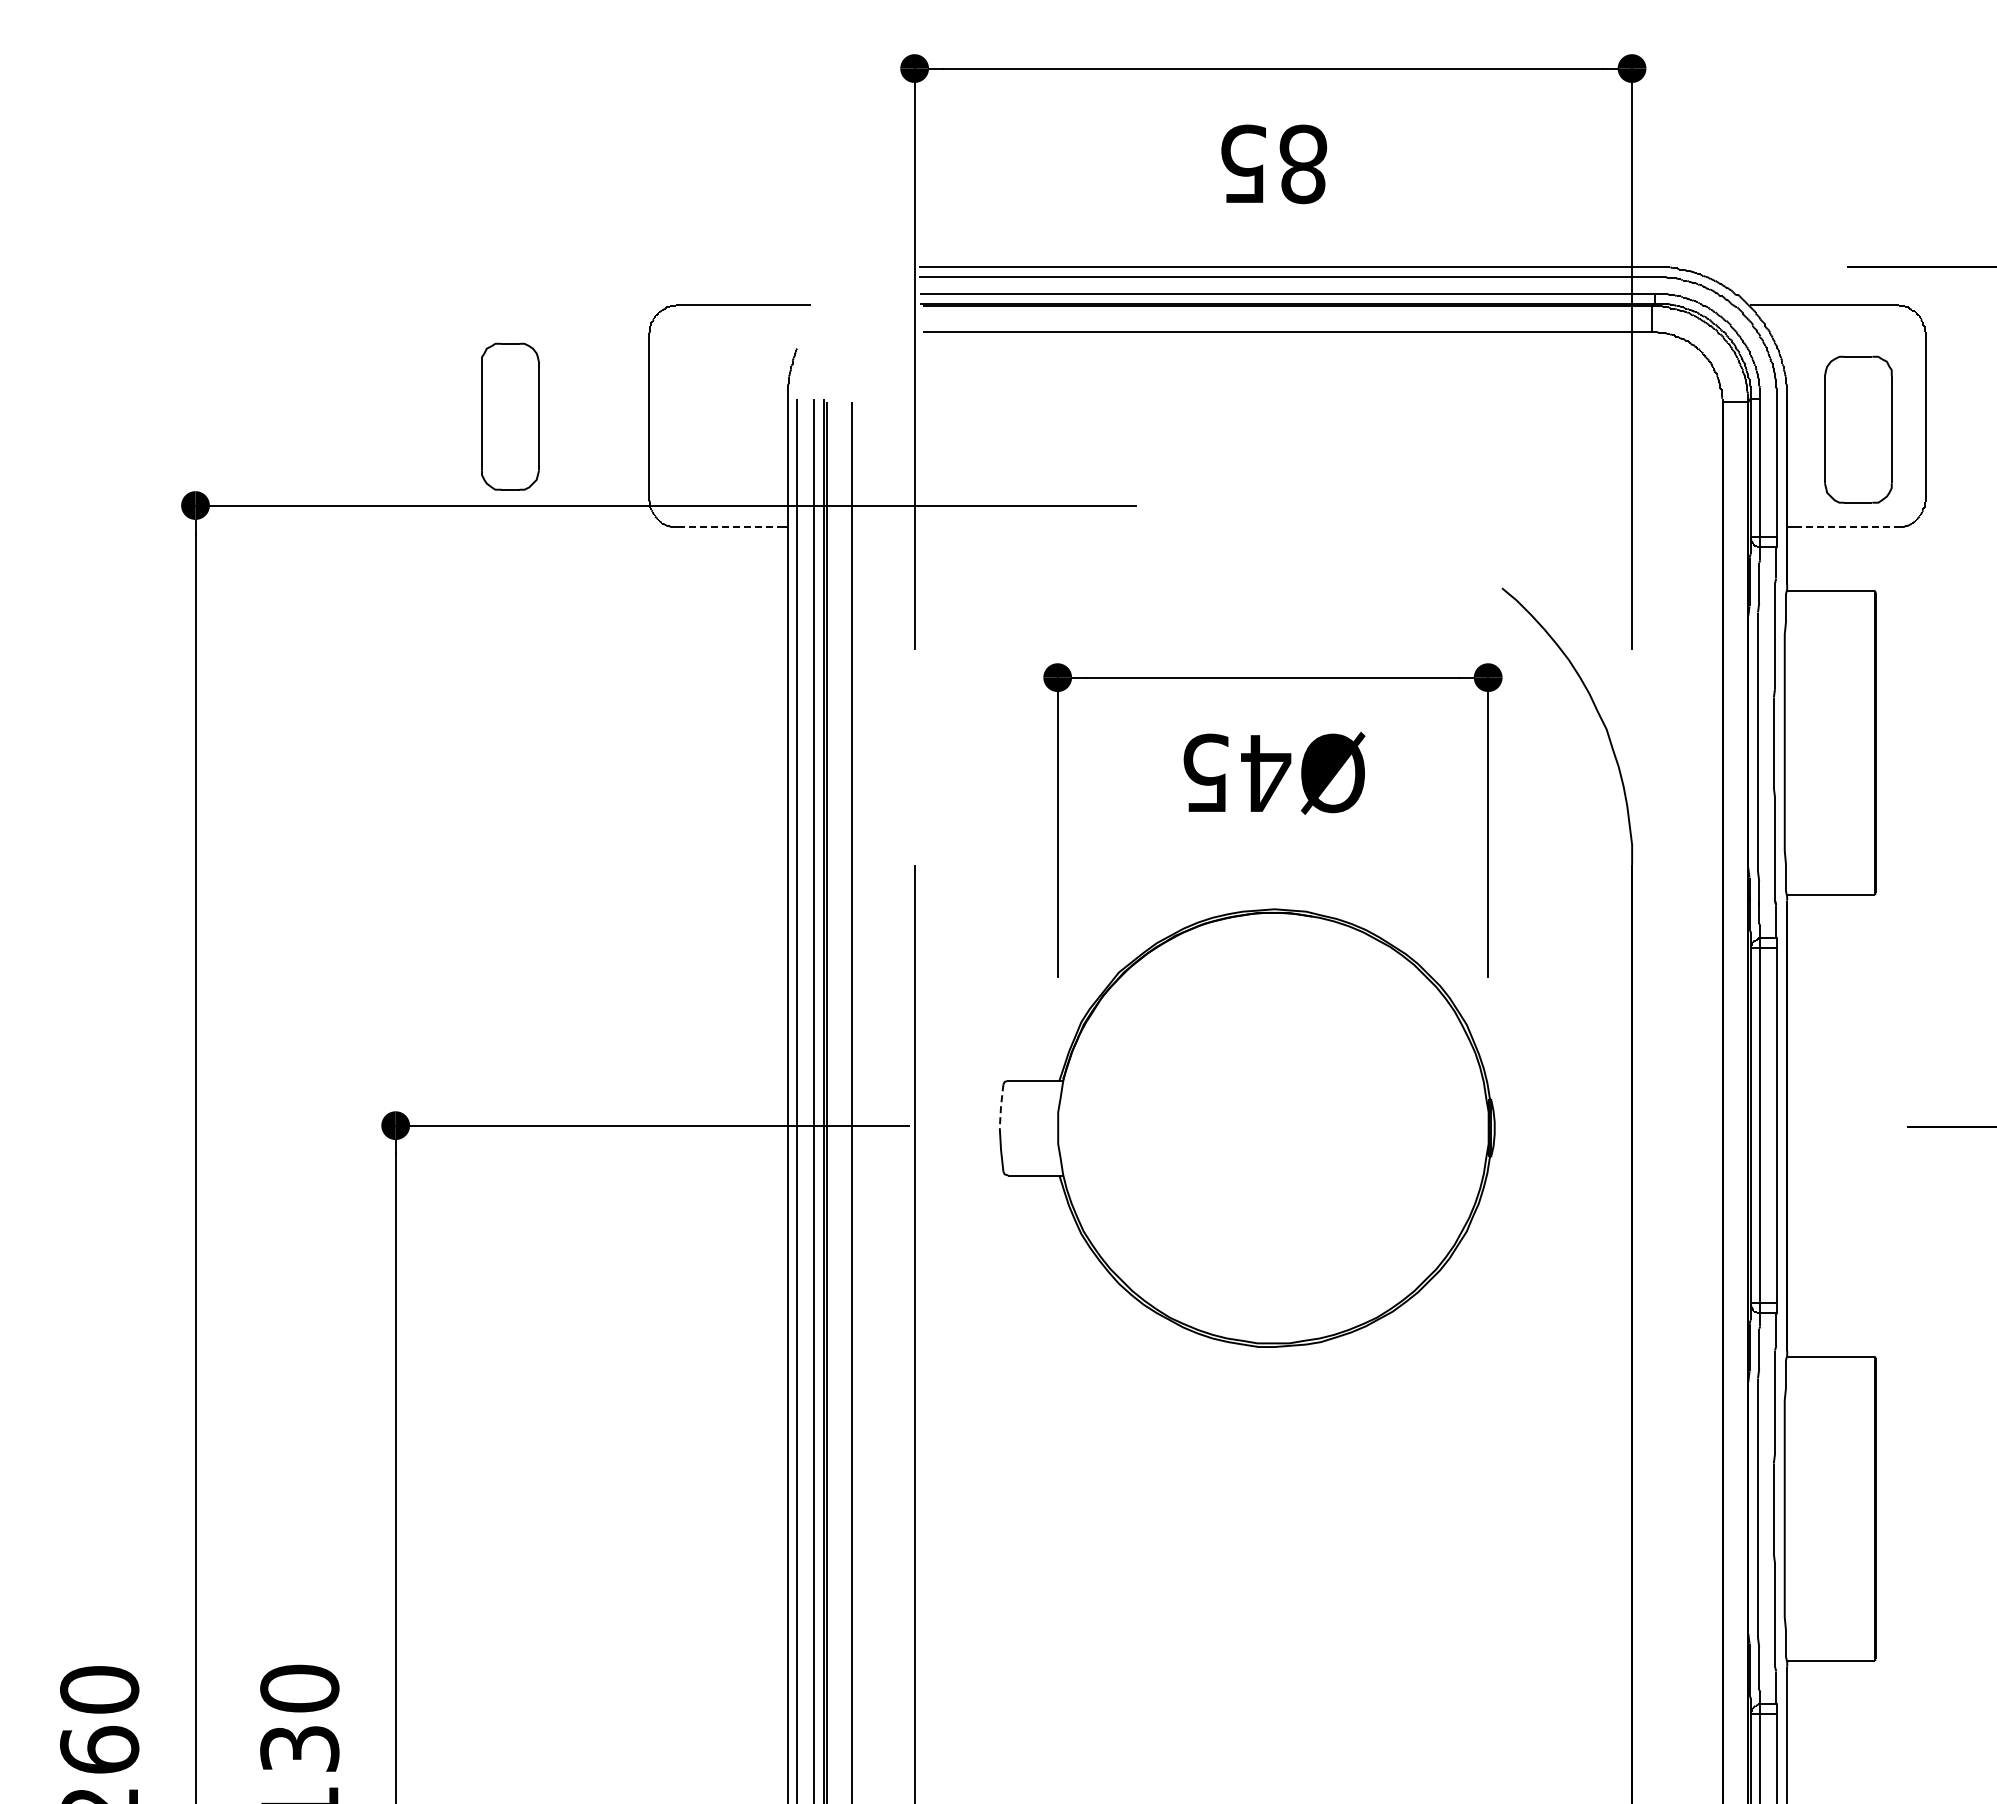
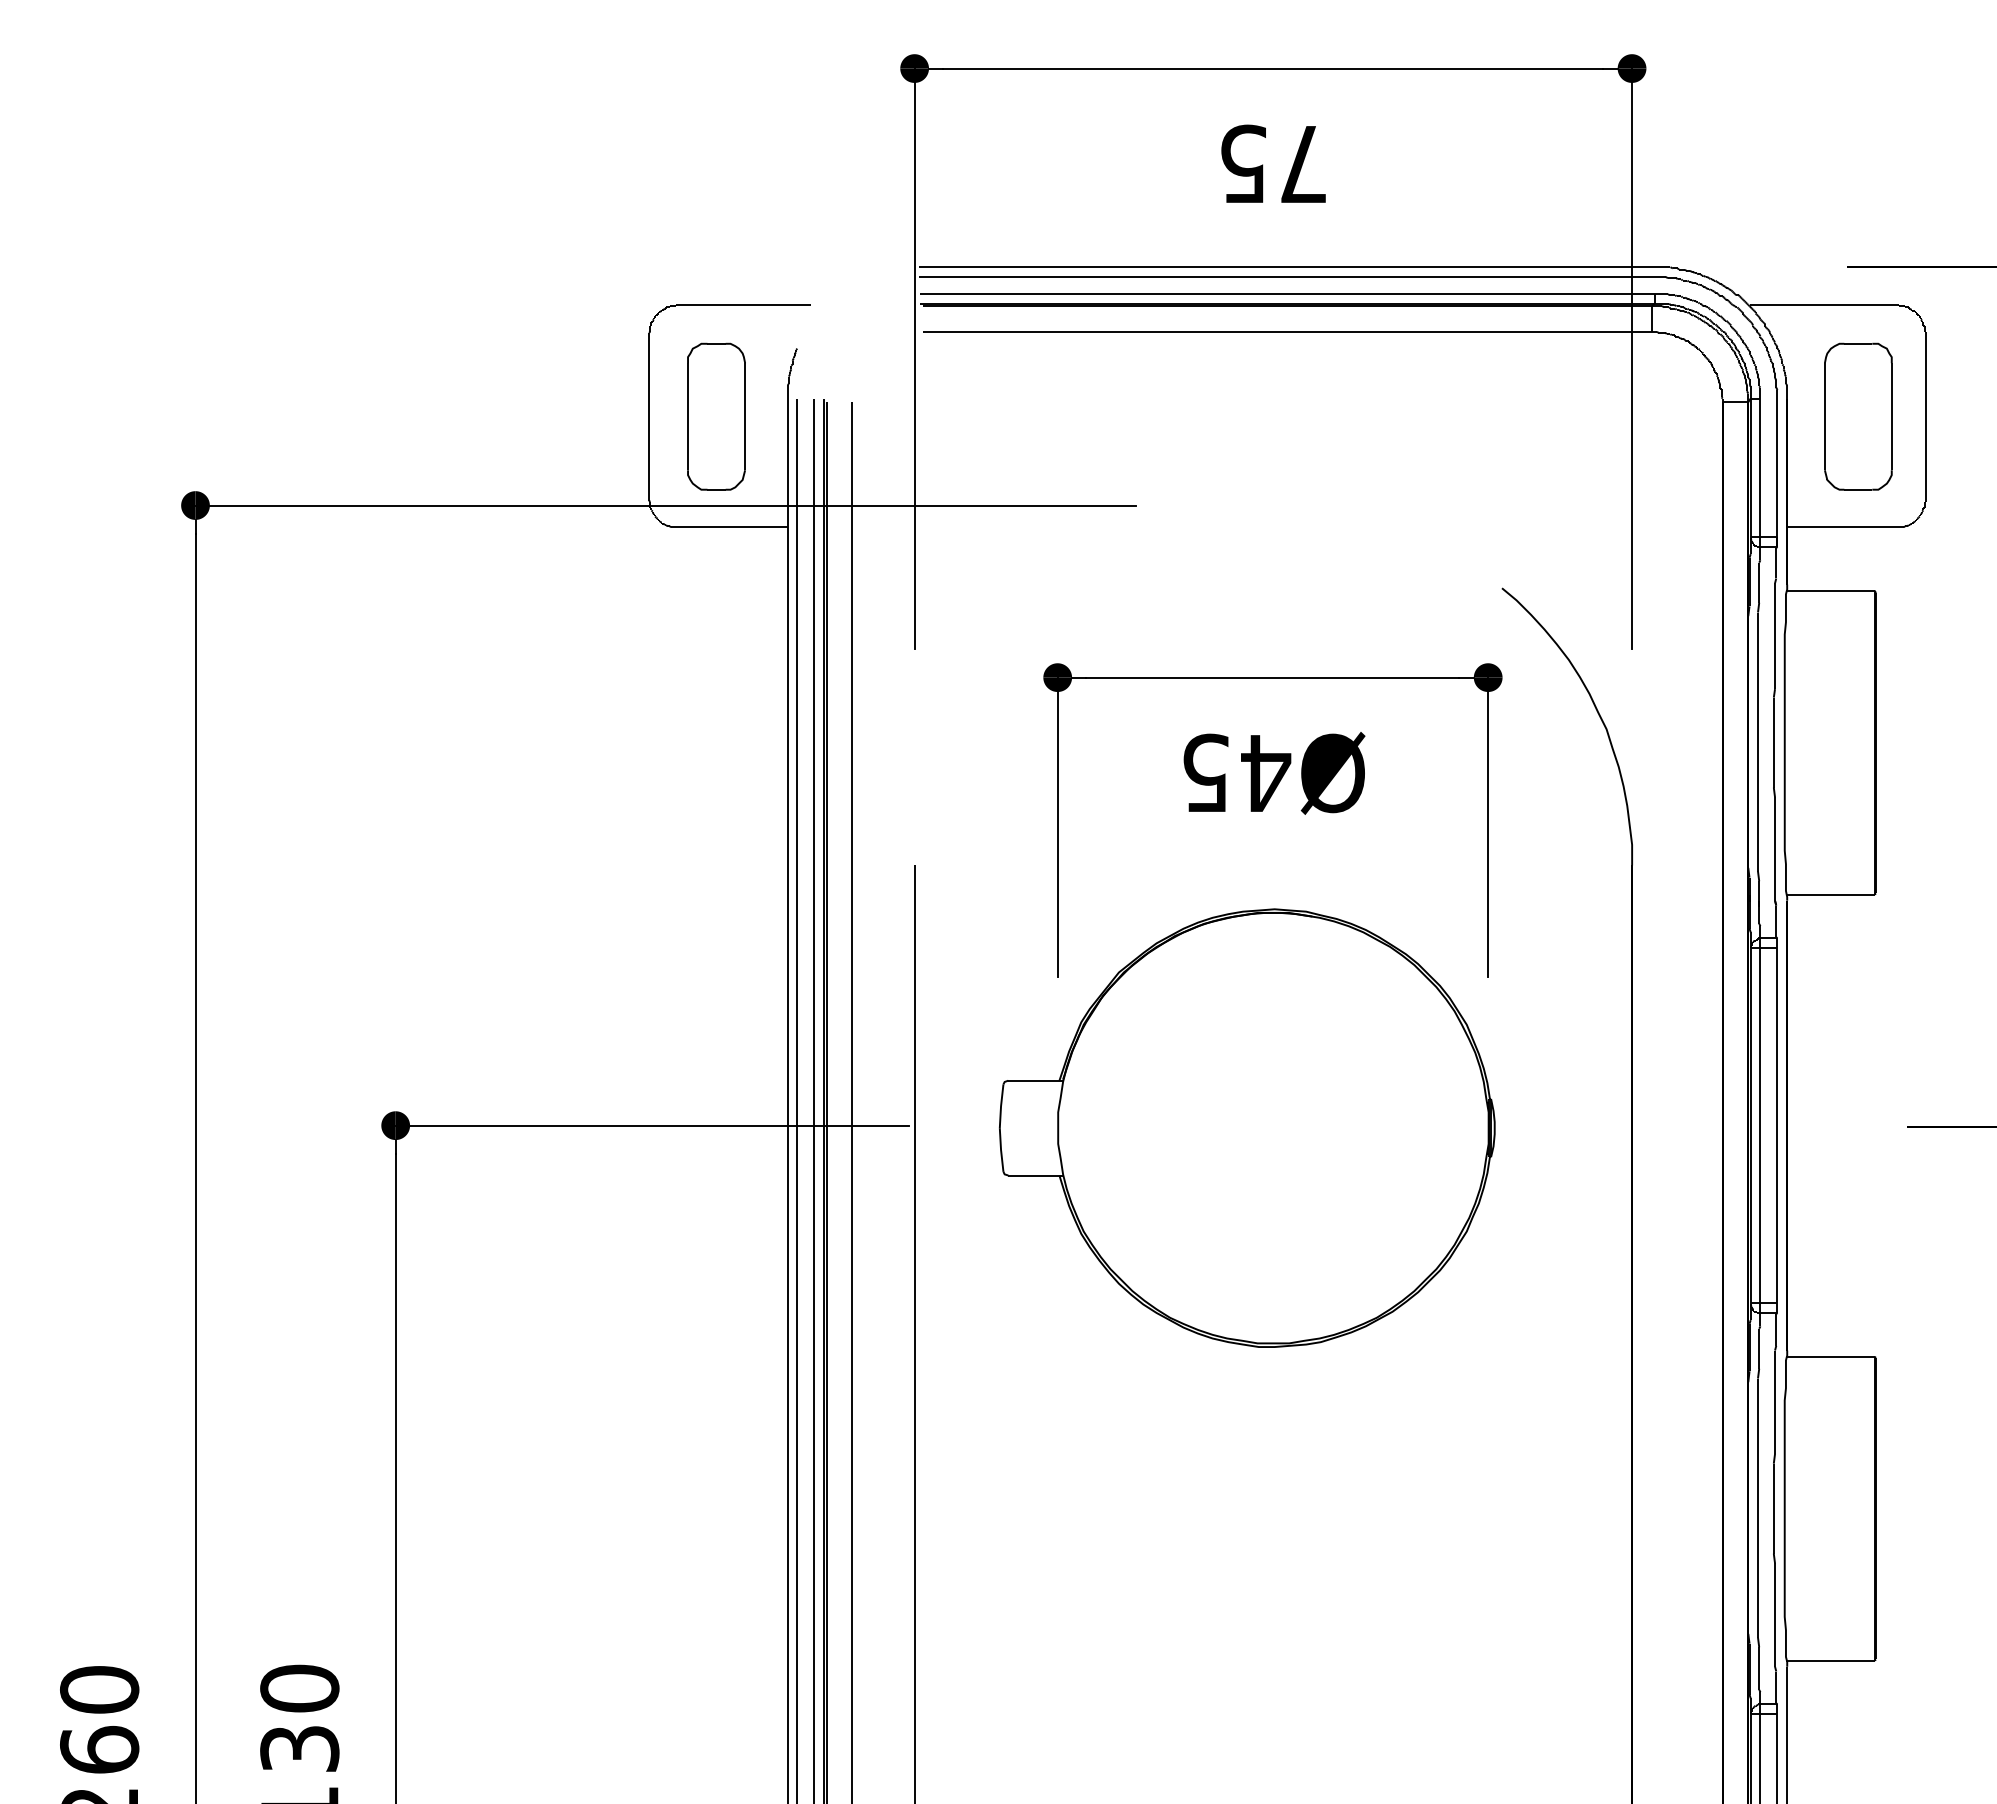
text: 85 -> 75 (1303, 164)
part position: (510, 416) -> (716, 416) (716, 416)
part position: (1858, 429) -> (1858, 416) (1858, 416)
line: dashed -> solid (731, 527)
line: dashed -> solid (1846, 527)
line: dashed -> solid (1001, 1106)
